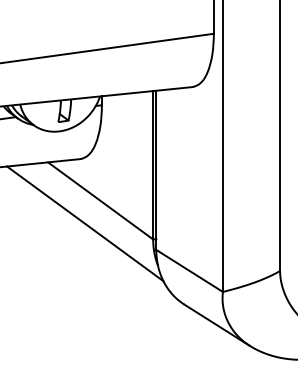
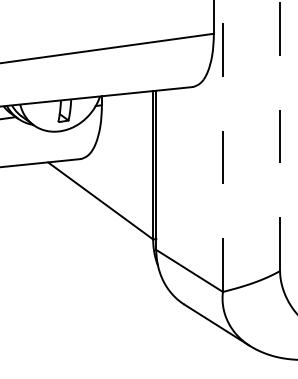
line: solid -> dashed (280, 135)
line: solid -> dashed (222, 146)
line: present -> none (85, 223)
